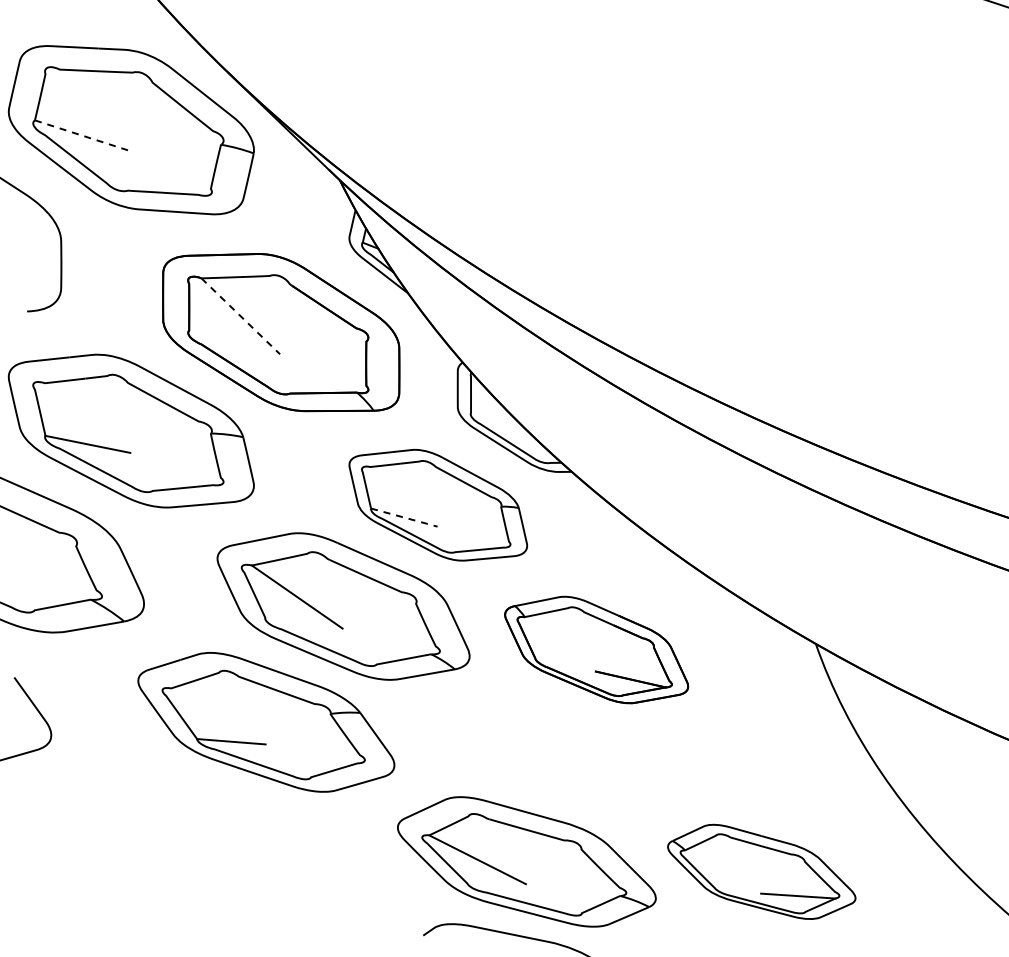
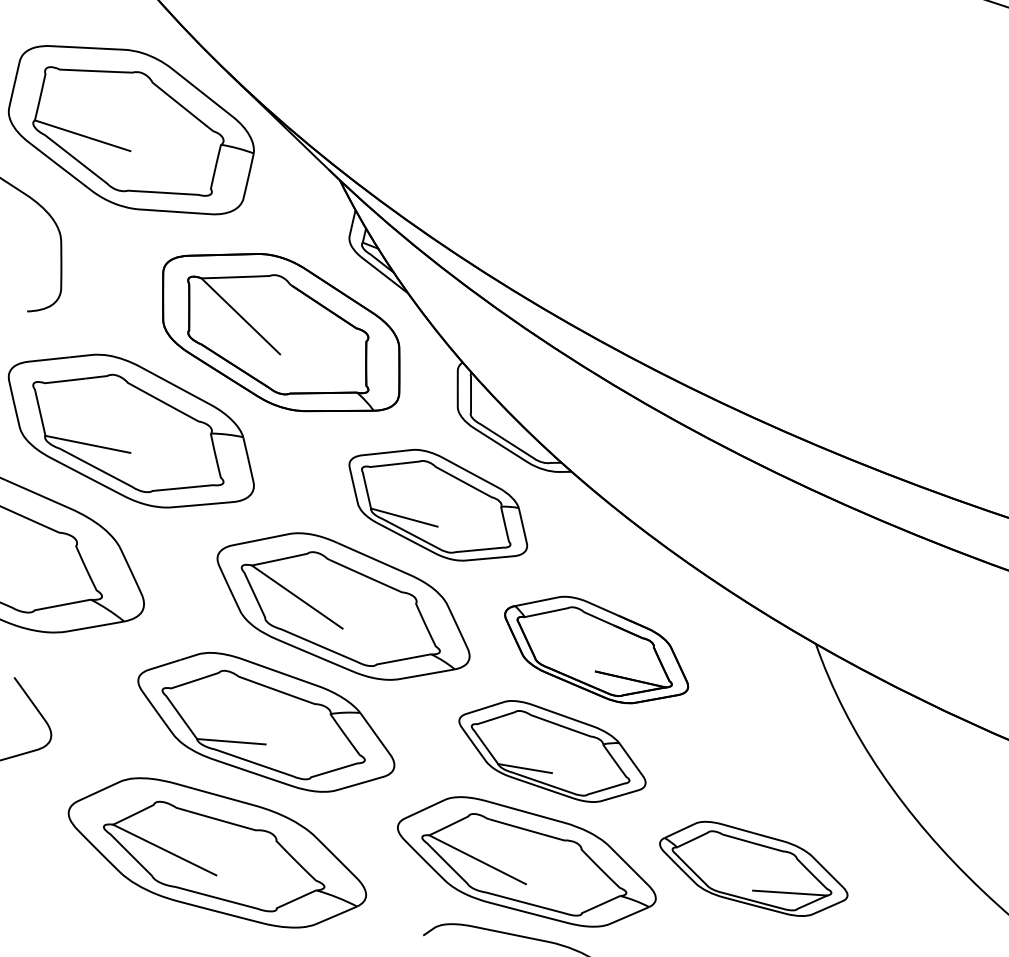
line: dashed -> solid (83, 135)
line: dashed -> solid (240, 316)
line: dashed -> solid (404, 517)
part: none -> present (552, 751)
part: none -> present (217, 852)
part position: (761, 871) -> (753, 868) (753, 868)
